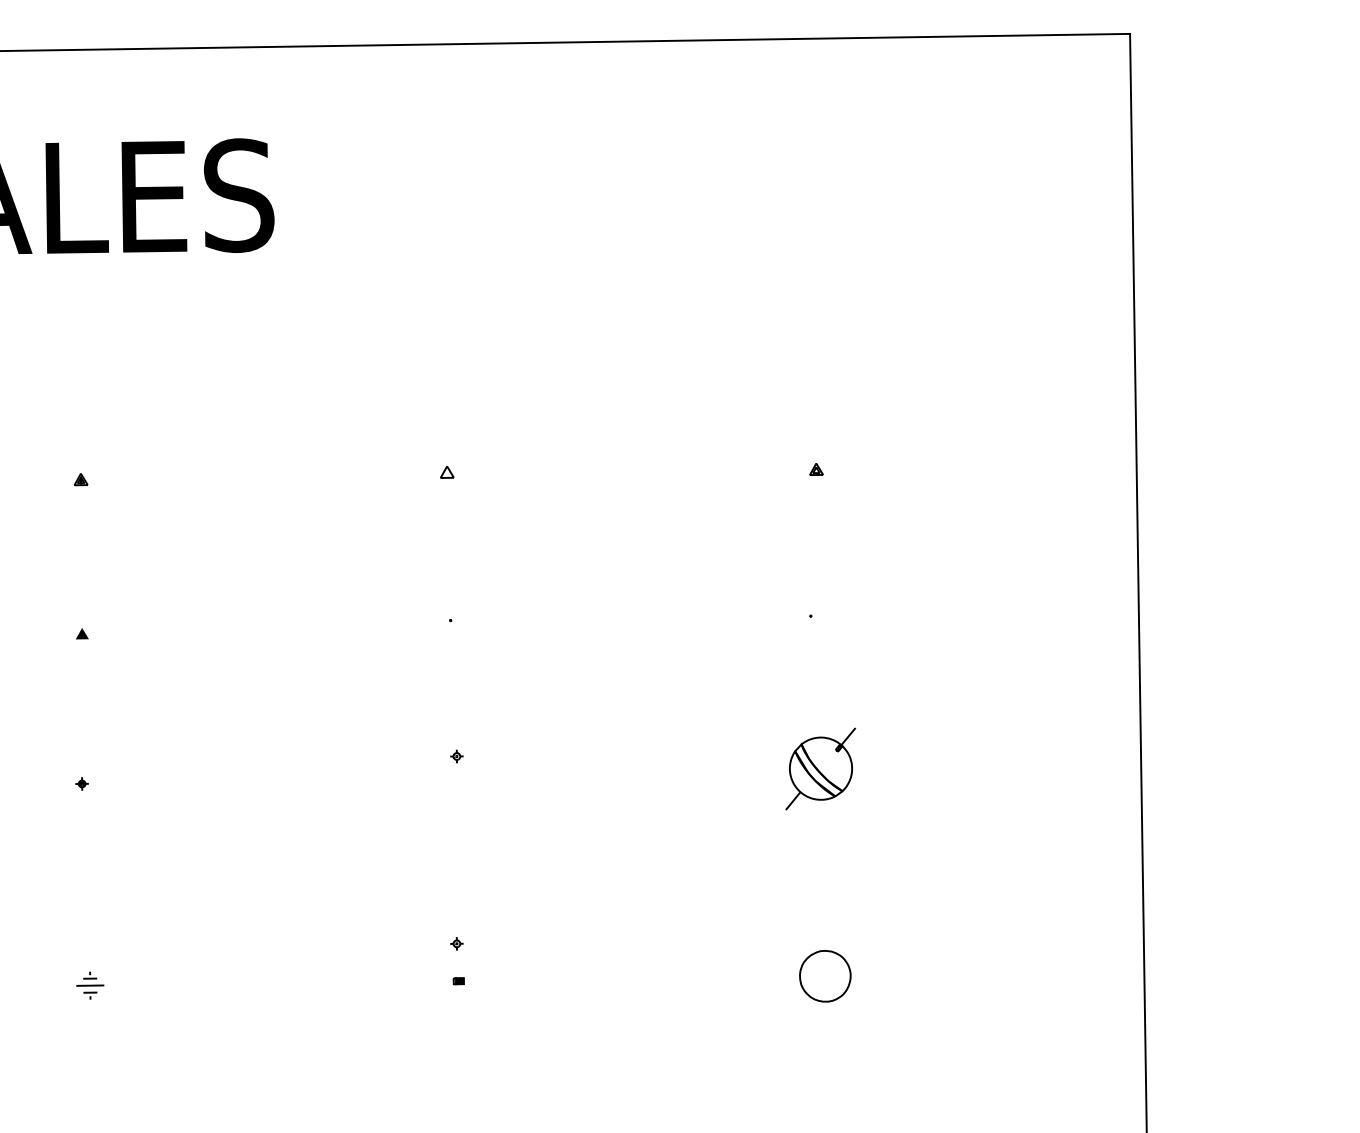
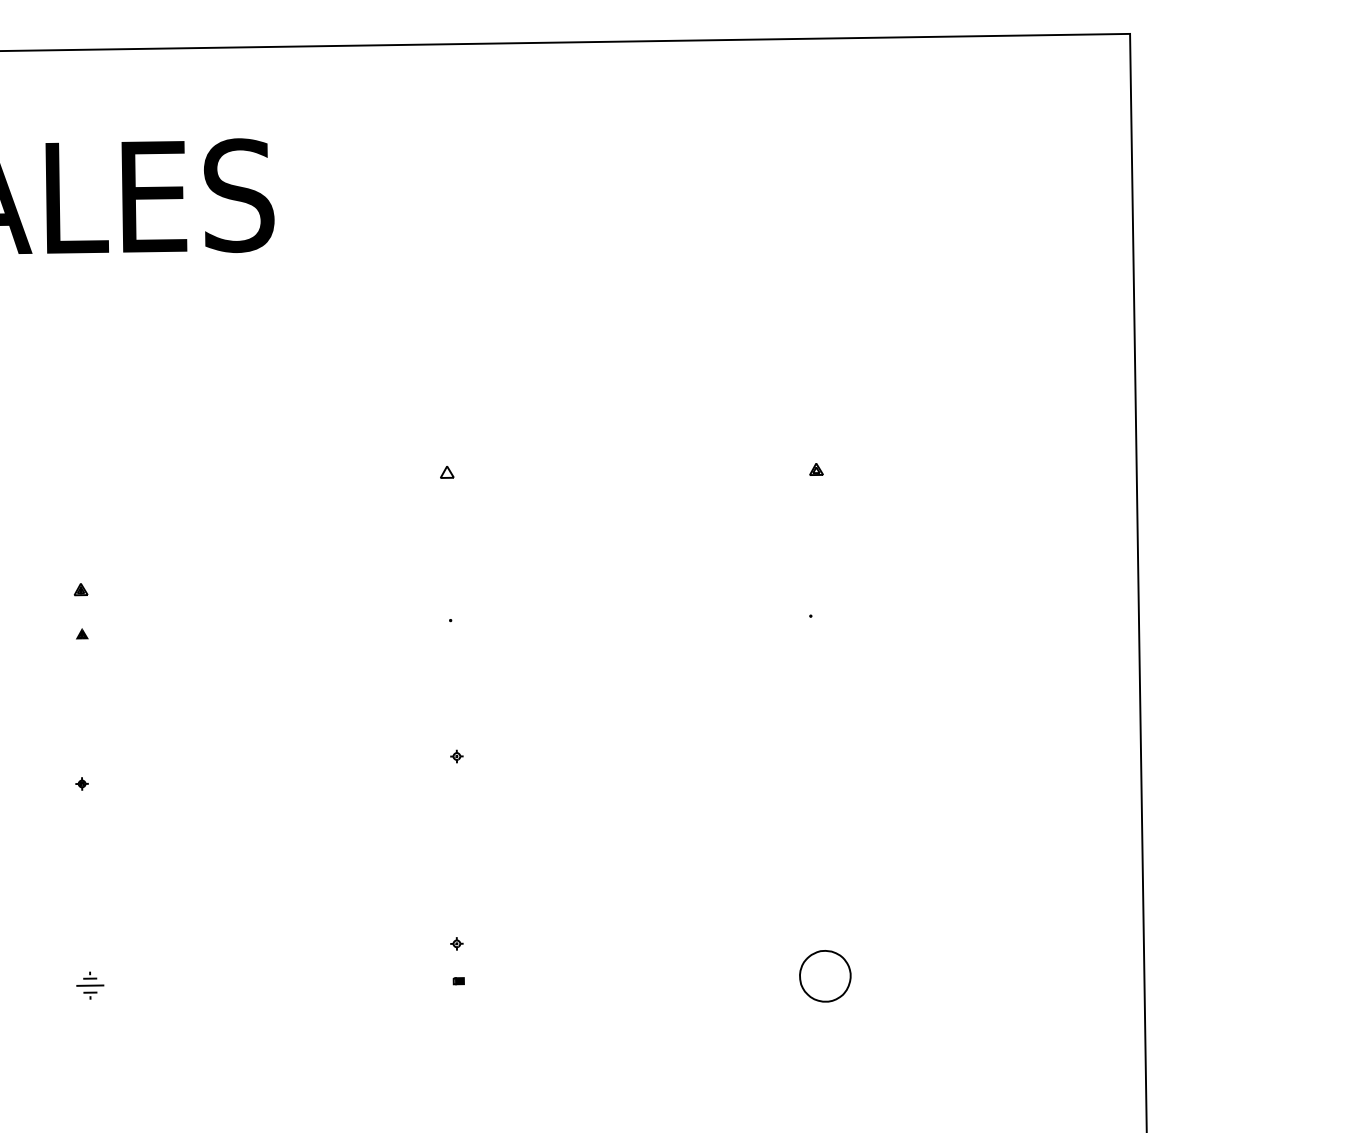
part position: (80, 479) -> (80, 589) (80, 589)
part: present -> none (820, 768)
